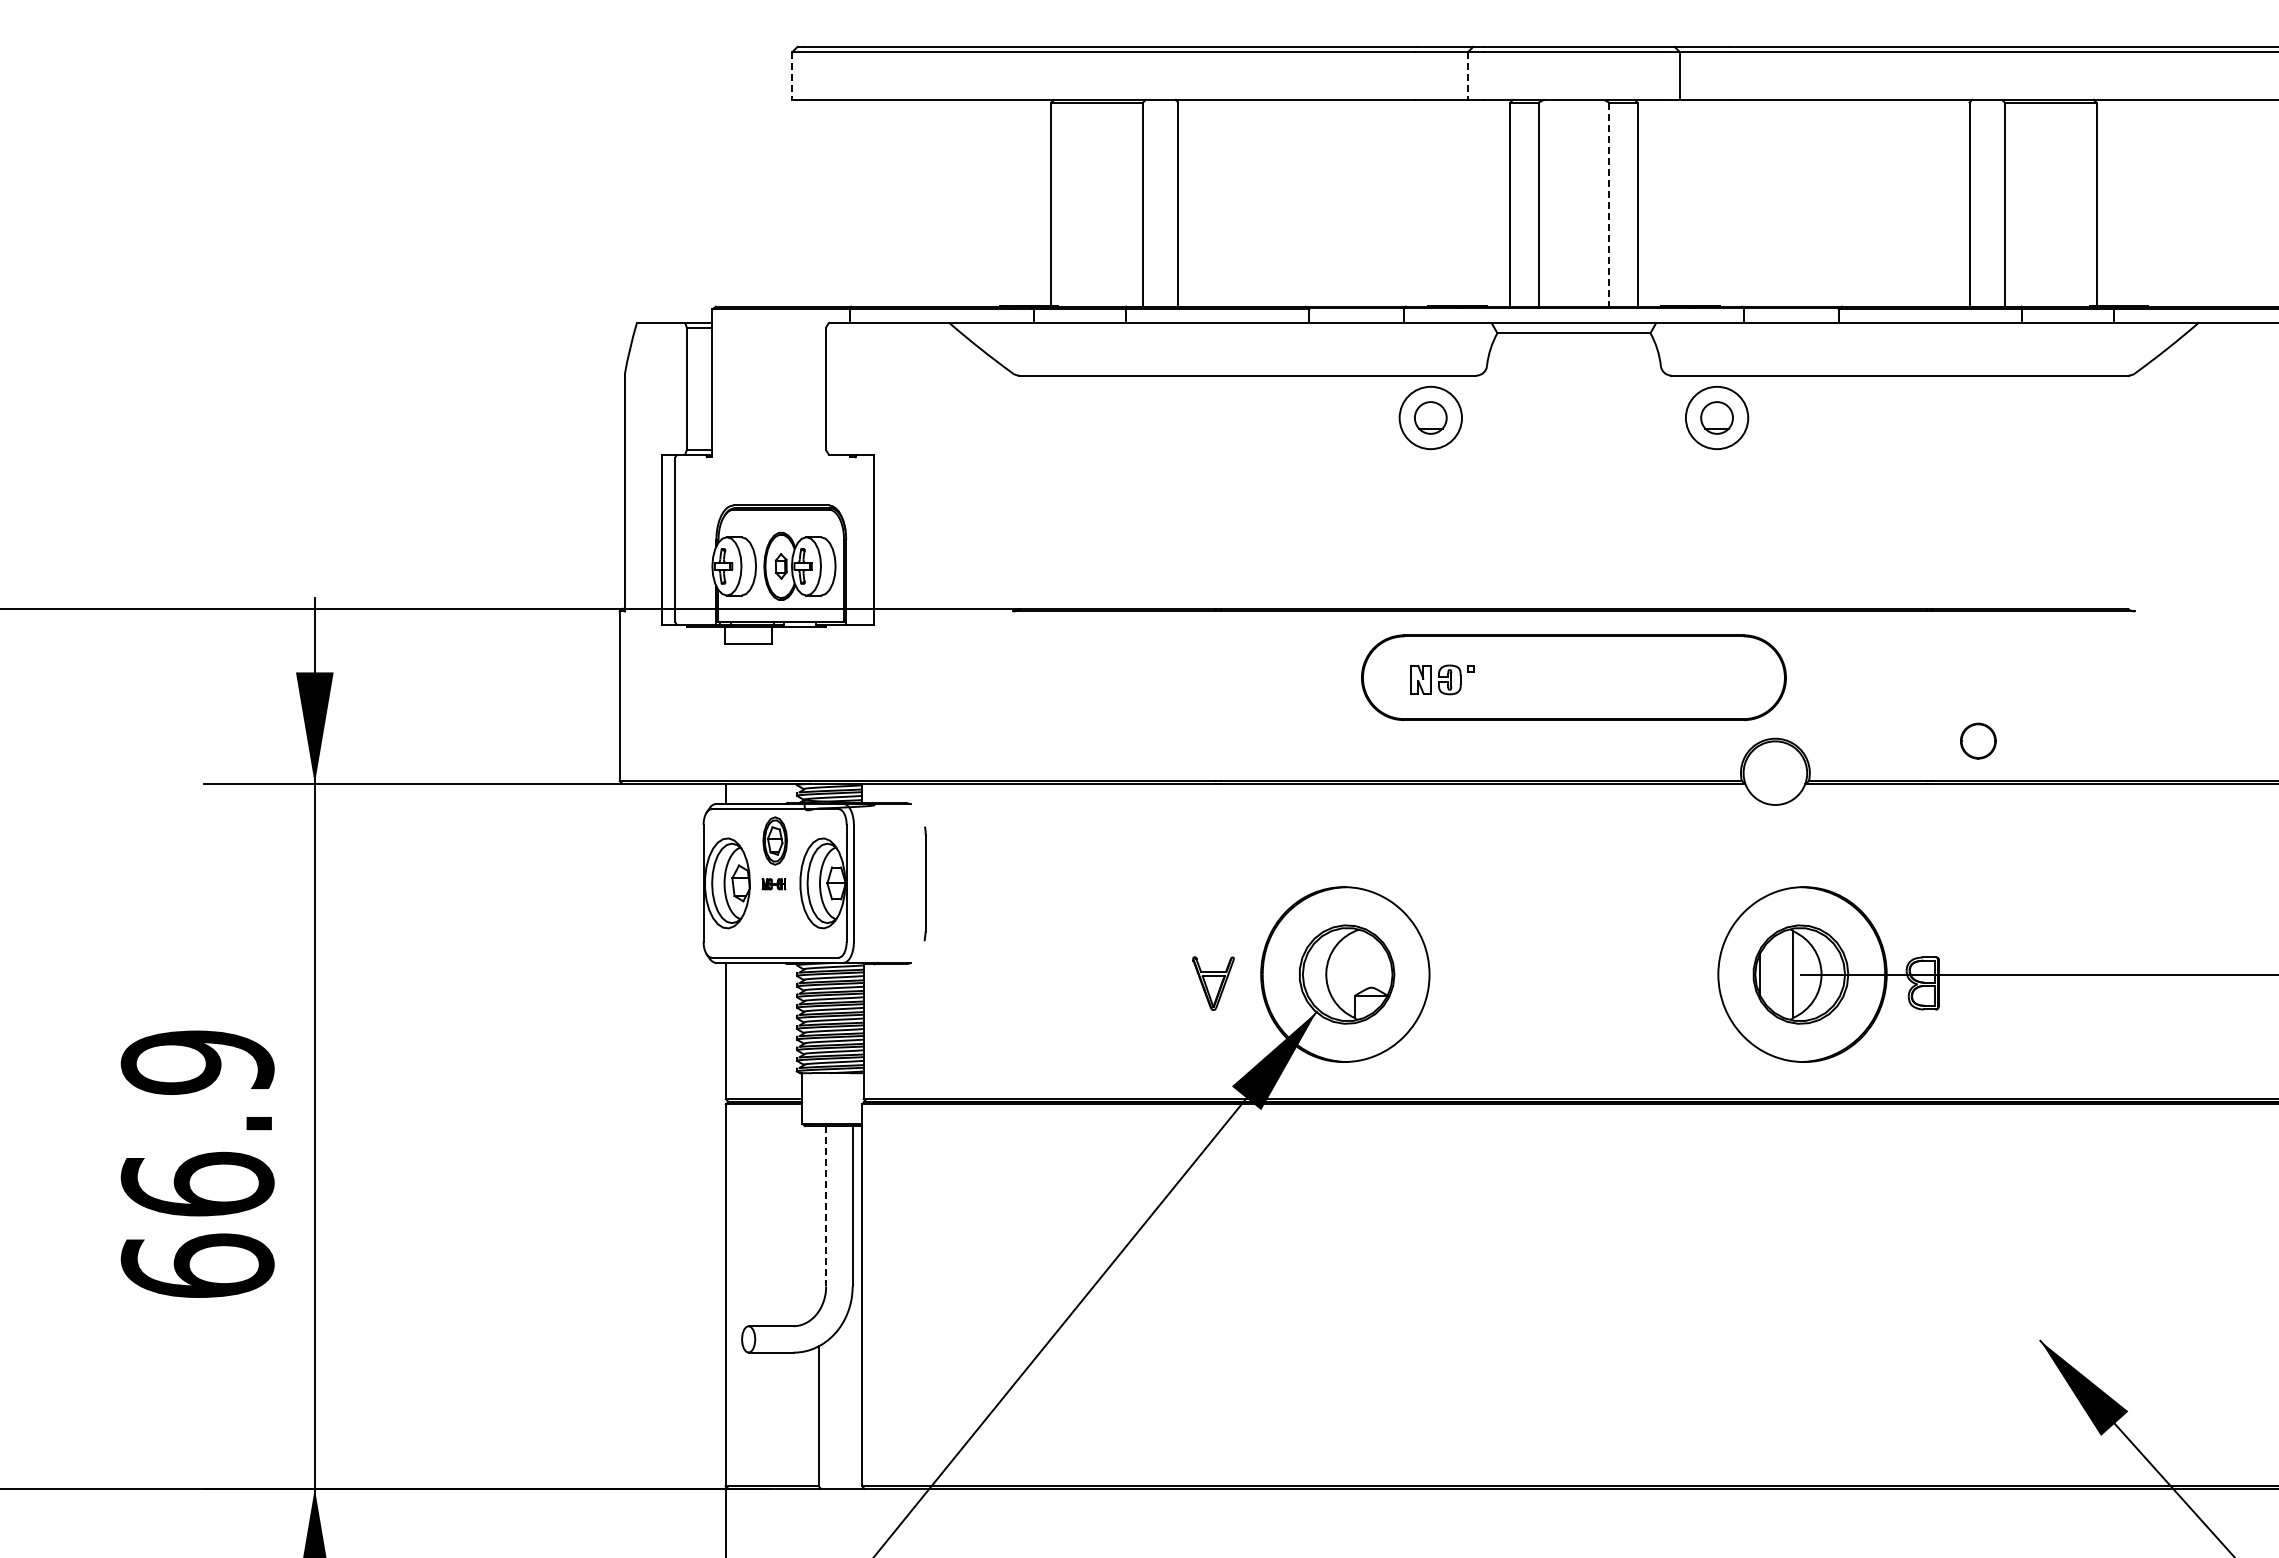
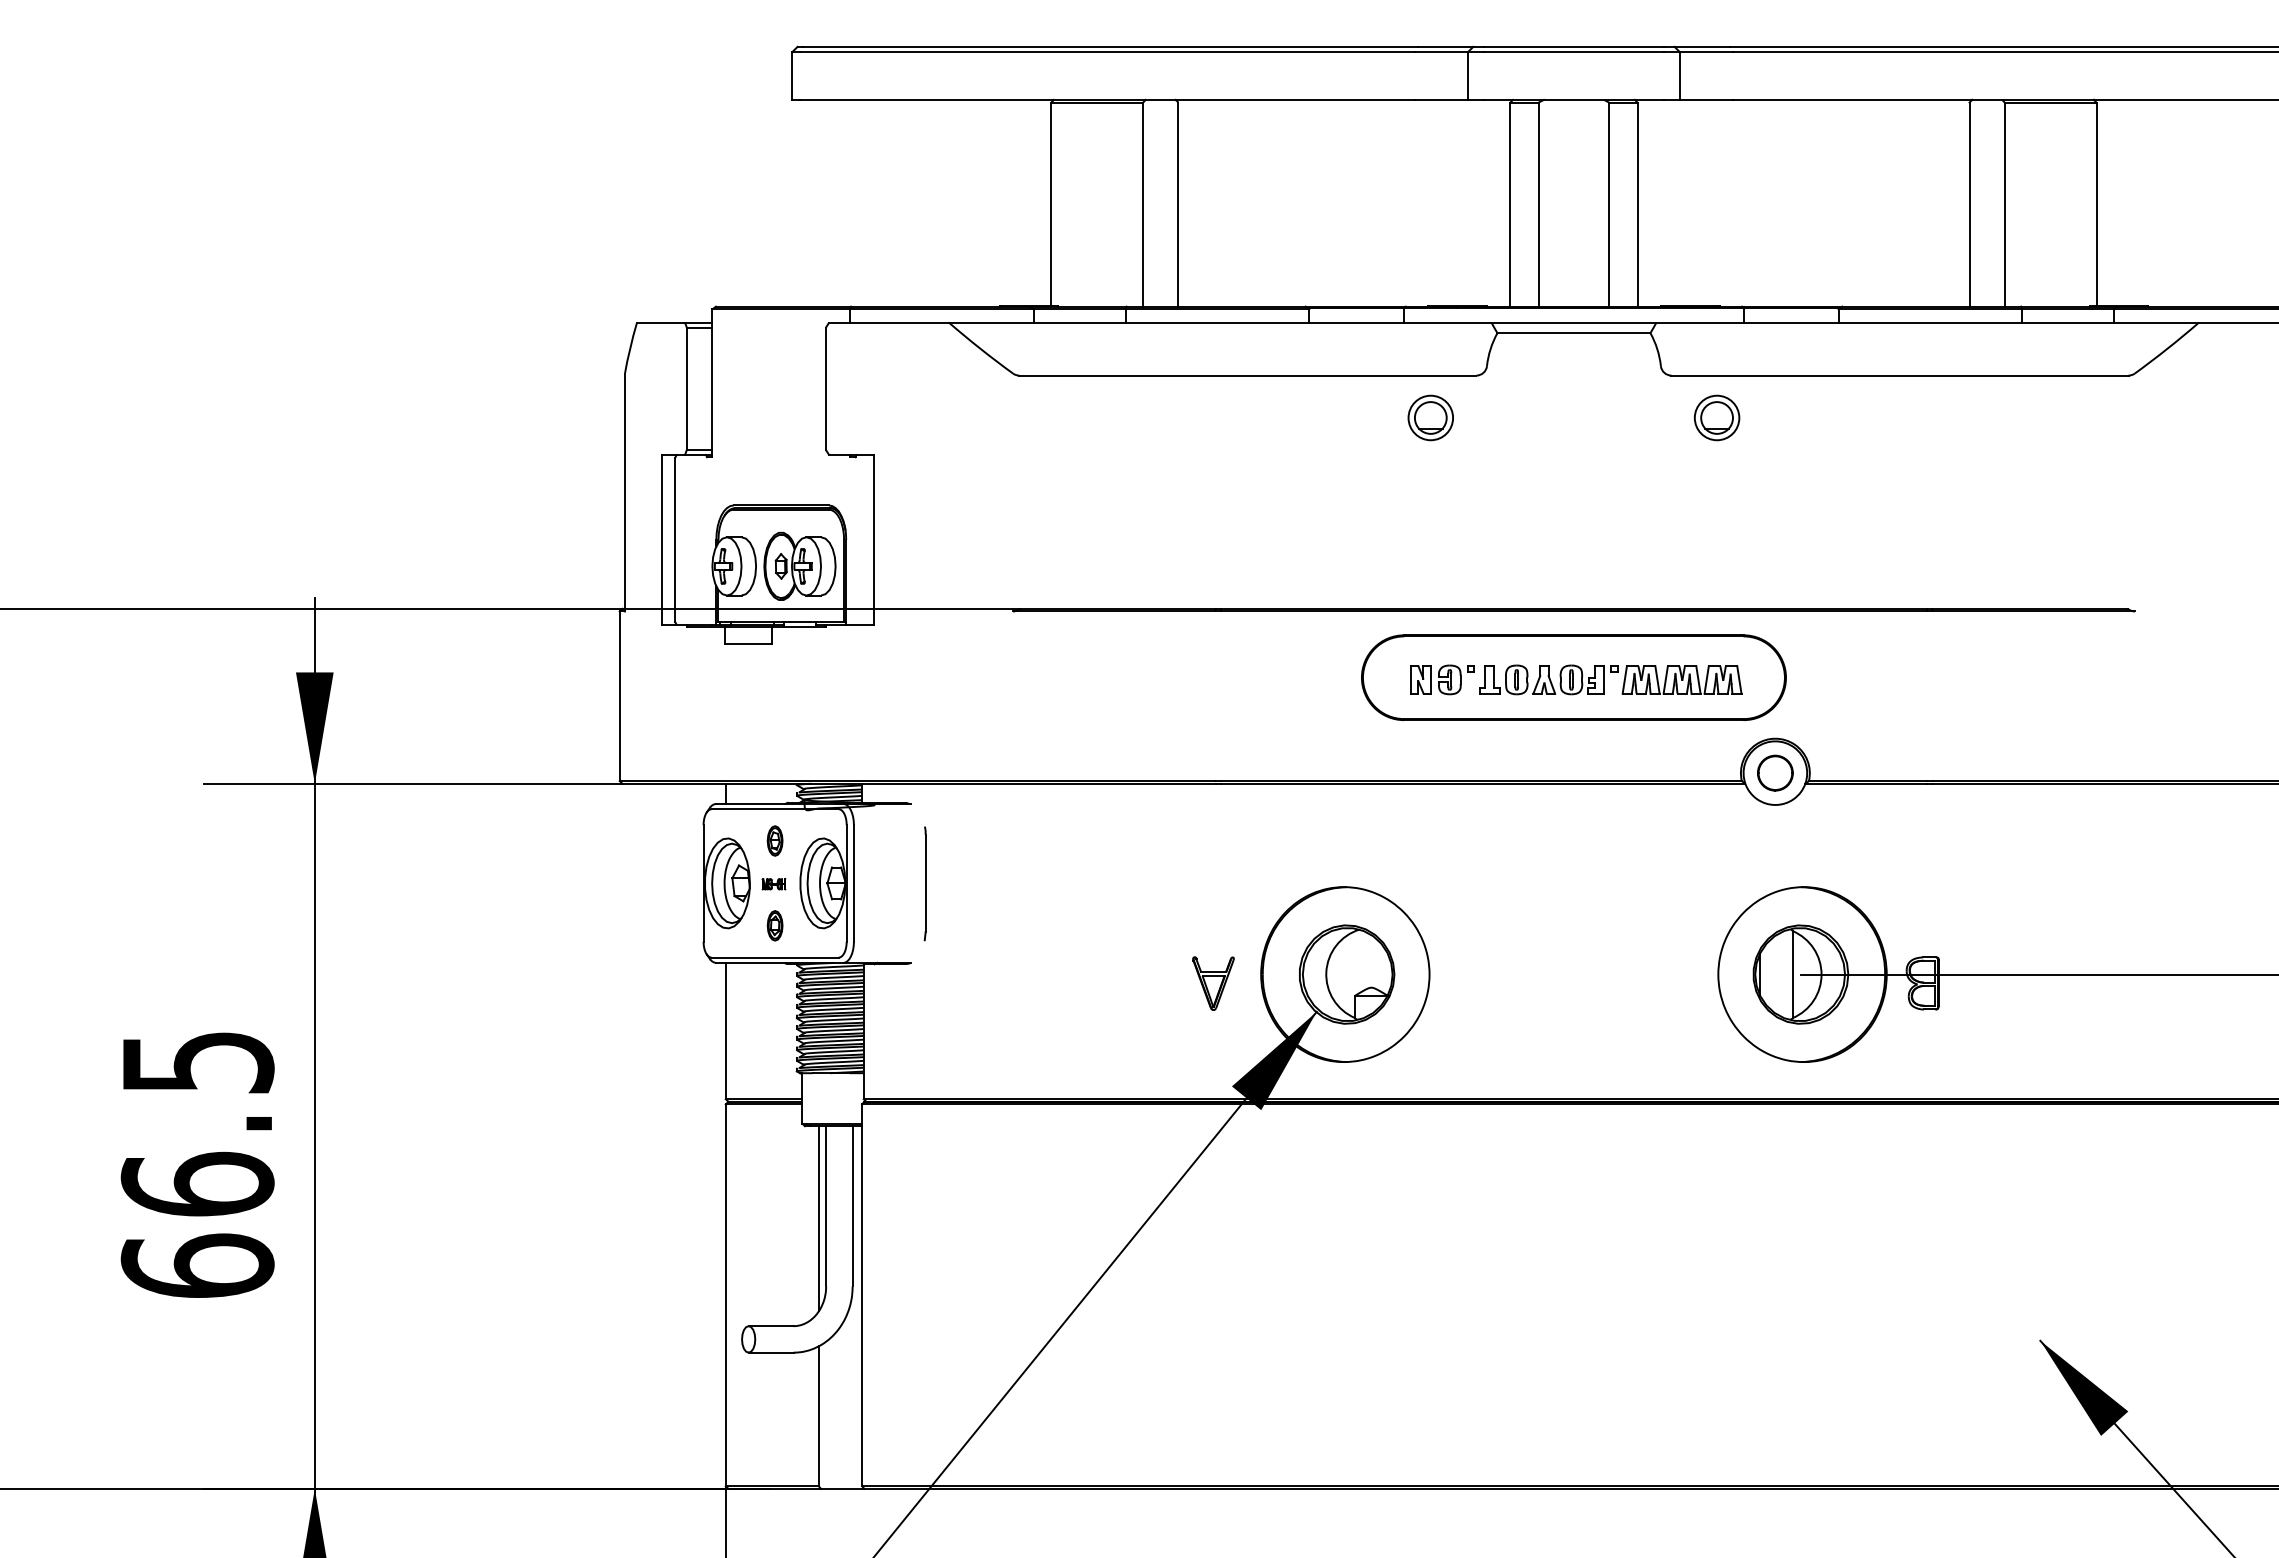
line: dashed -> solid (792, 76)
line: dashed -> solid (1467, 76)
line: dashed -> solid (1609, 205)
circle diameter: 62 px -> 45 px (1430, 417)
circle diameter: 62 px -> 45 px (1716, 417)
part: none -> present (1610, 679)
part position: (1978, 740) -> (1775, 772) (1775, 772)
part size: 26x50 px -> 18x32 px (774, 840)
part: none -> present (774, 925)
text: 66.9 -> 66.5 (197, 1062)
line: dashed -> solid (826, 1206)
line: none -> present (818, 1218)
